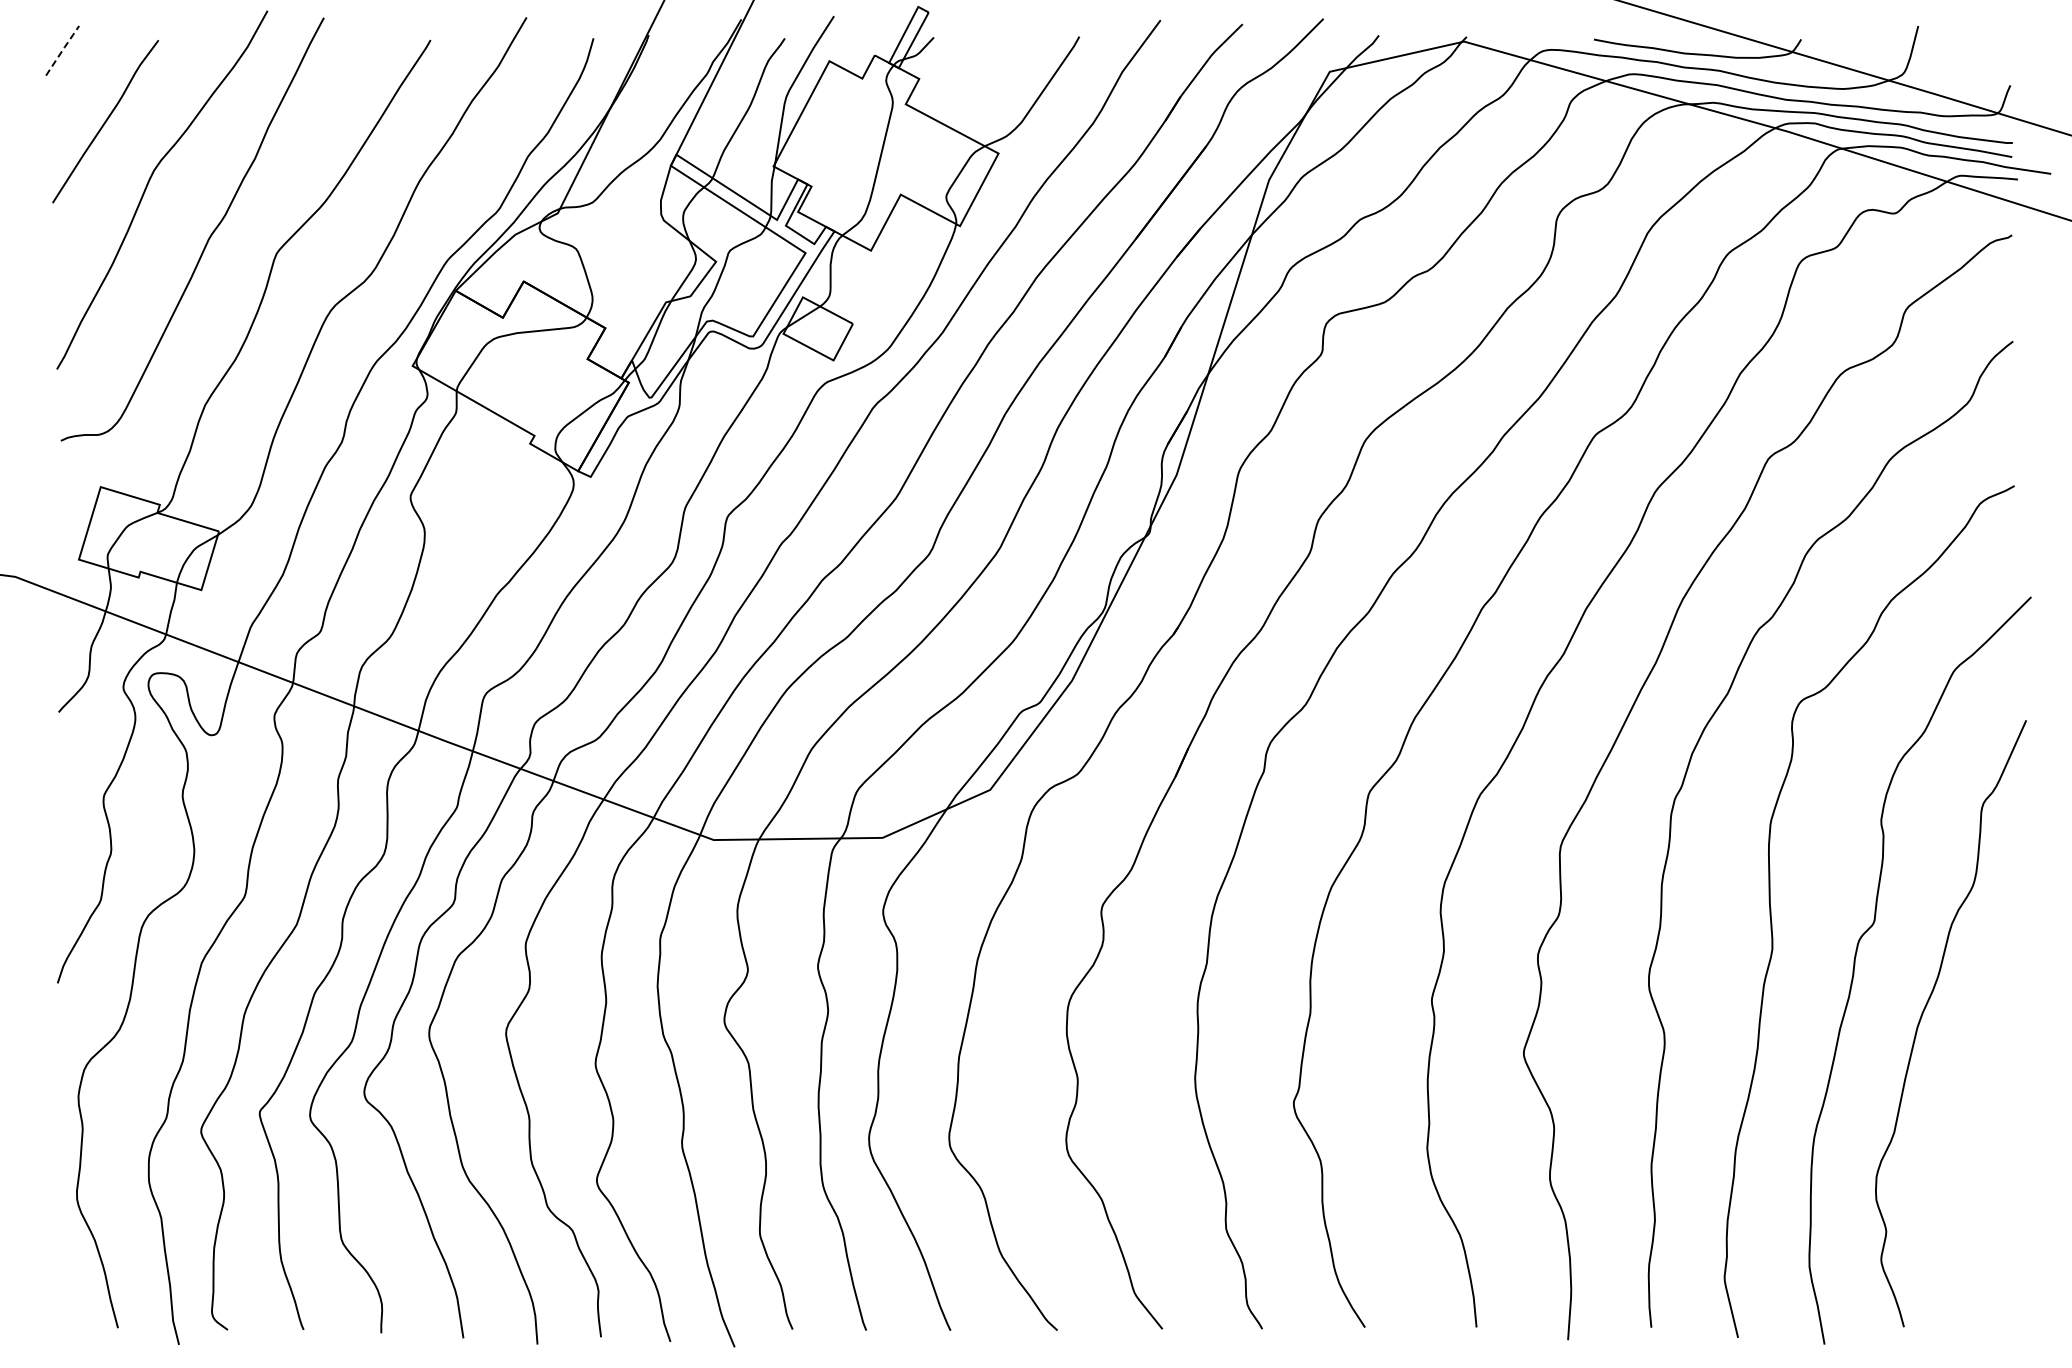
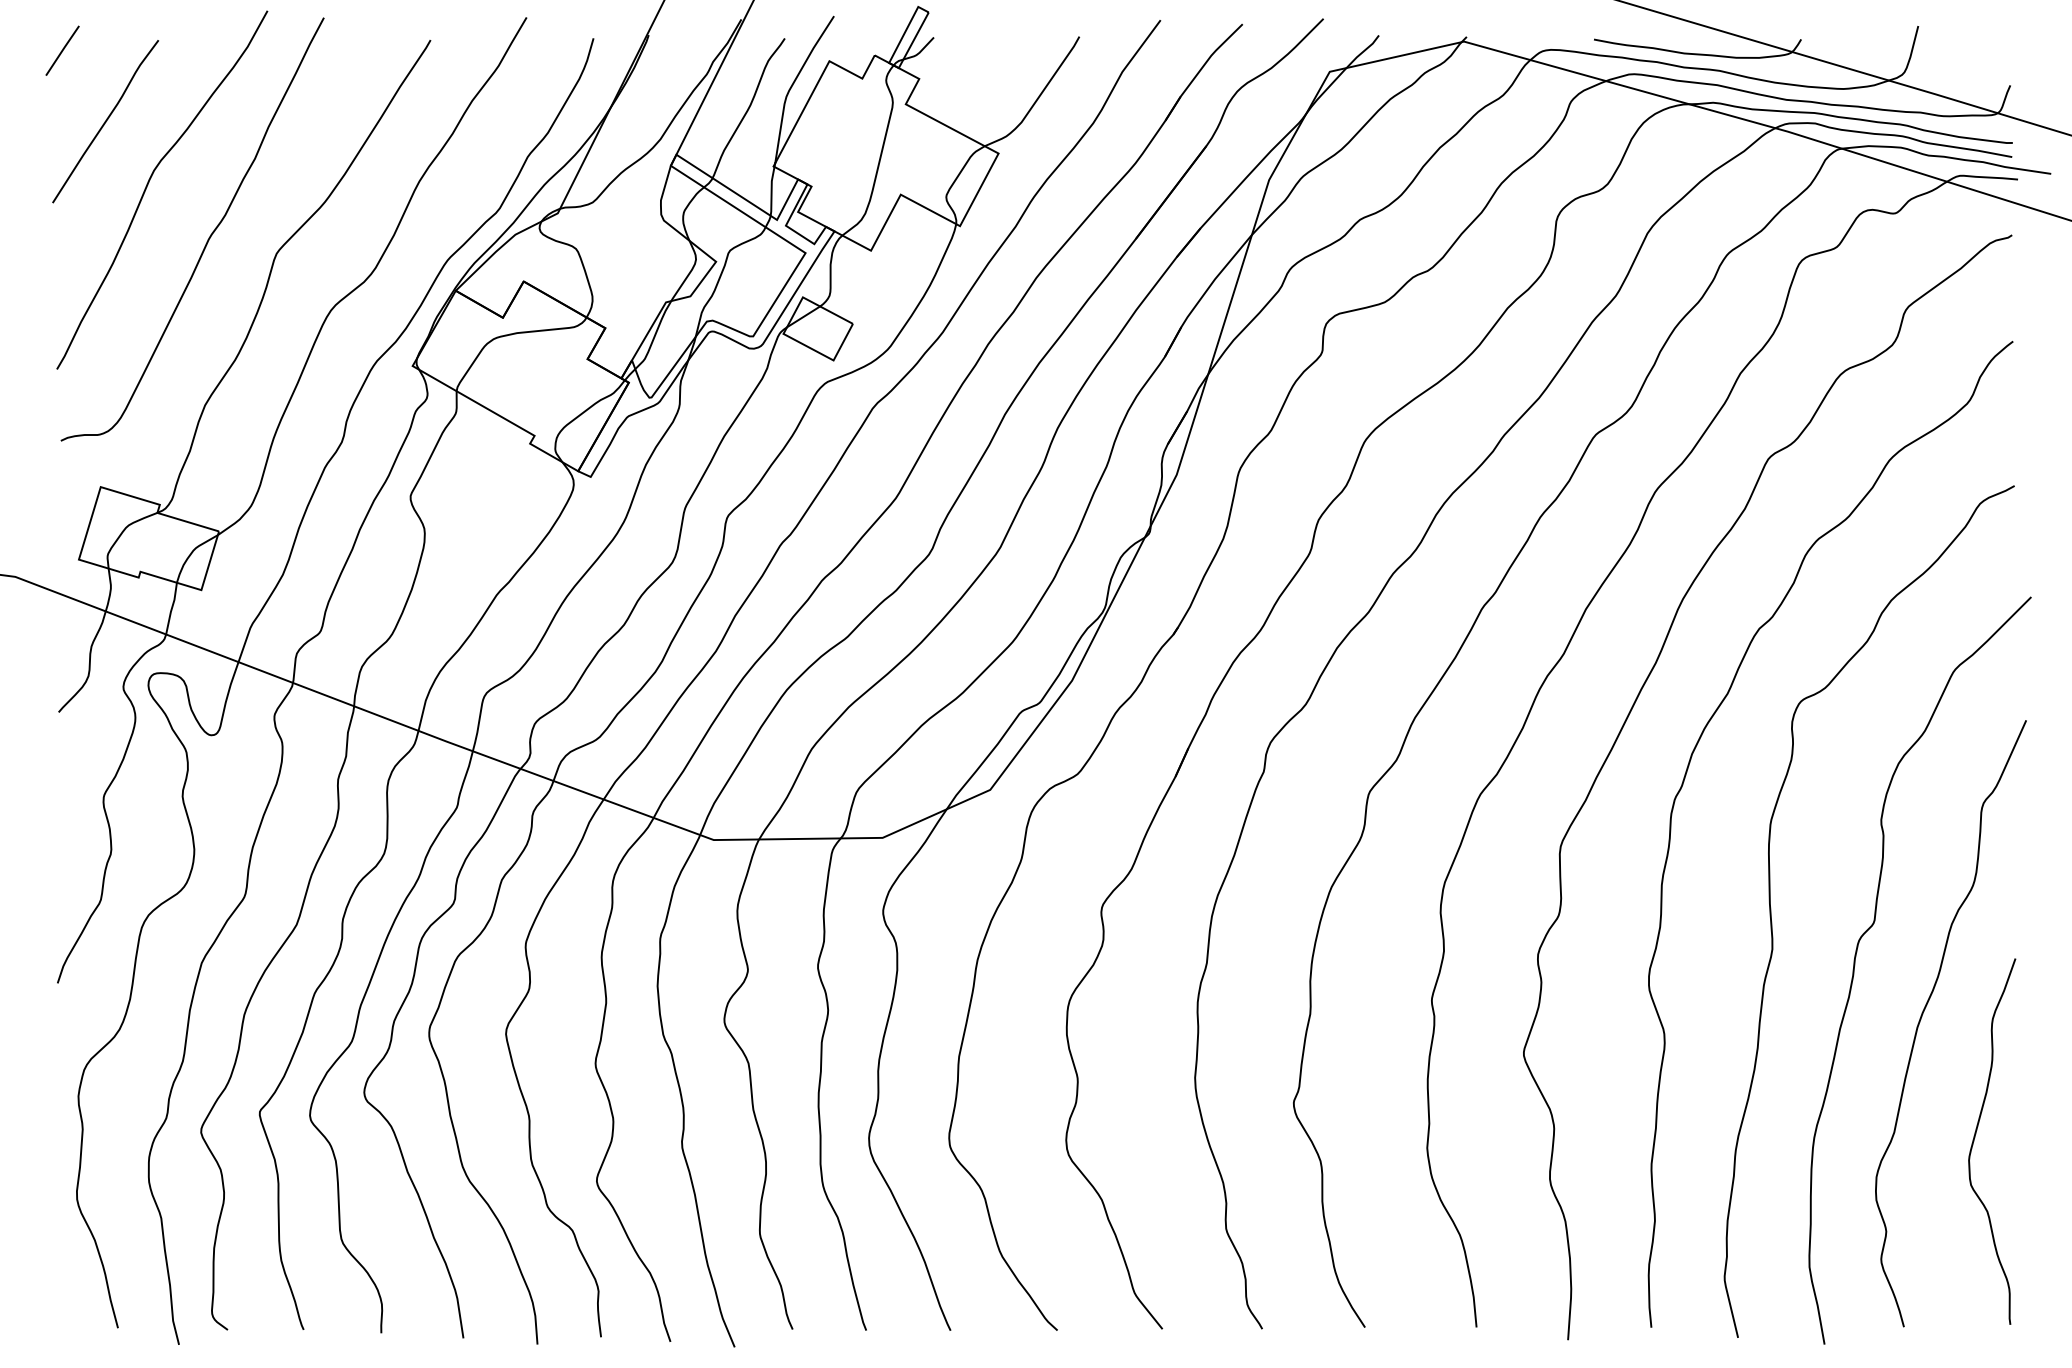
line: dashed -> solid (63, 49)
curve: none -> present (1976, 1134)
